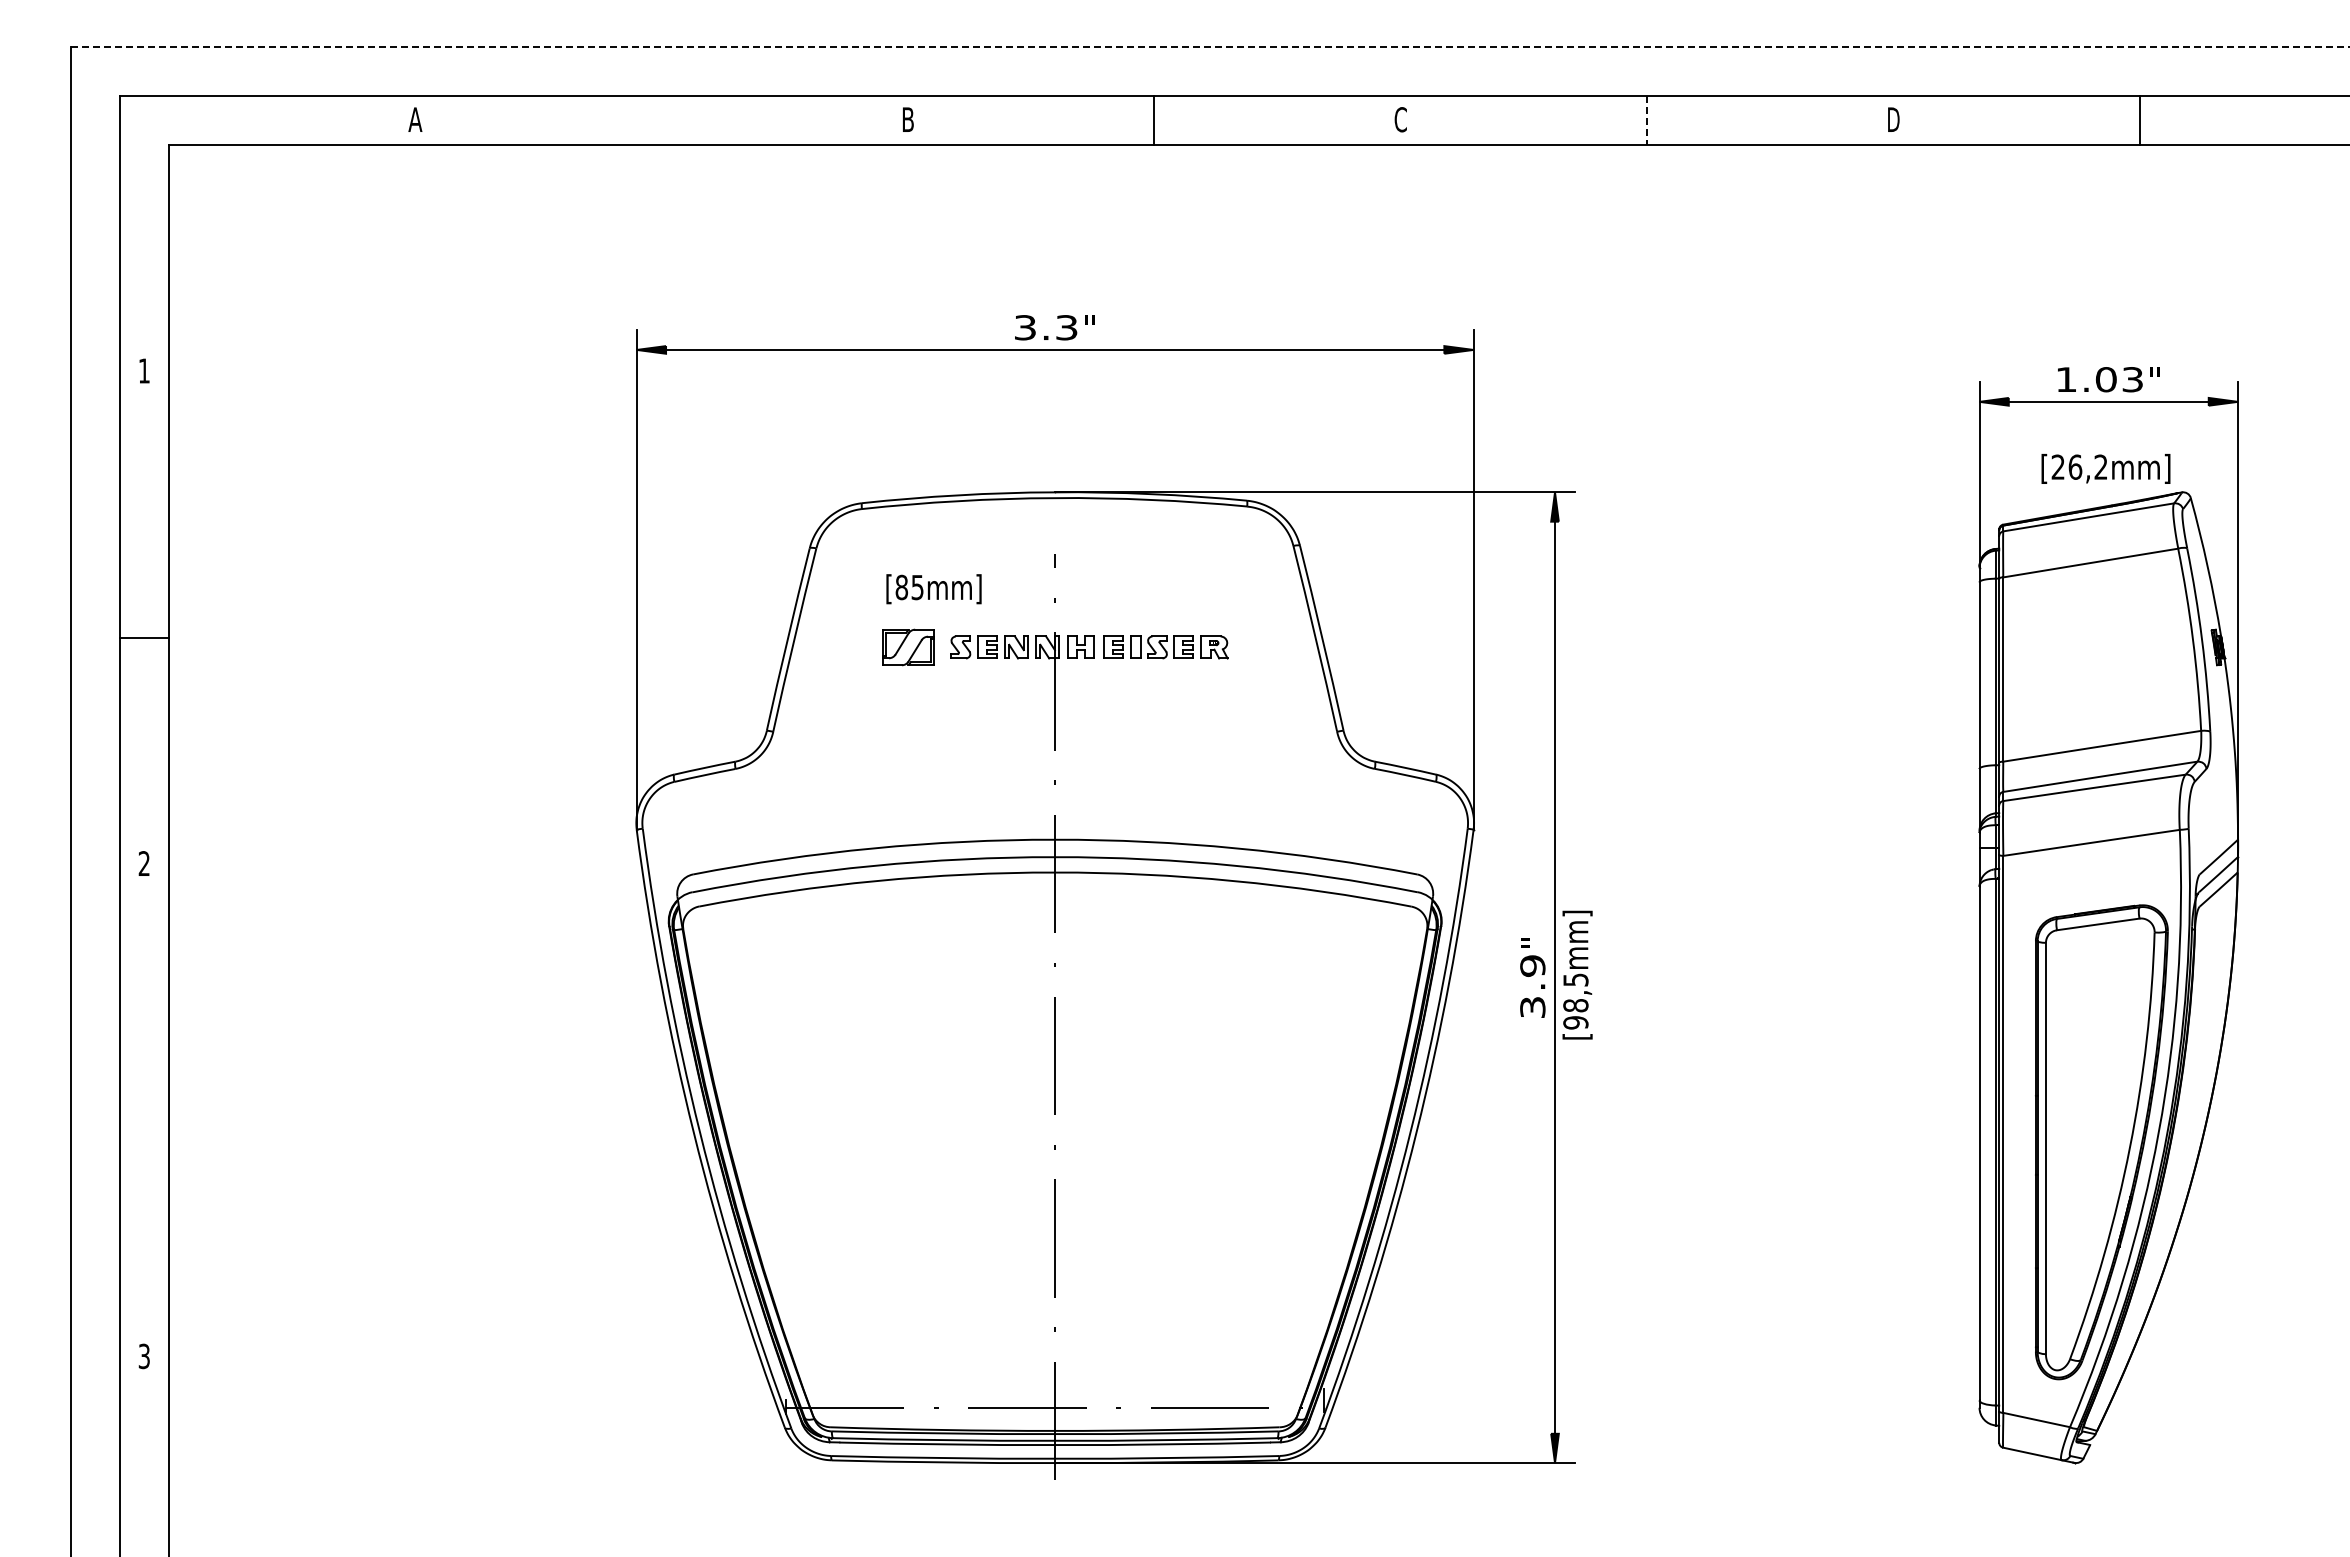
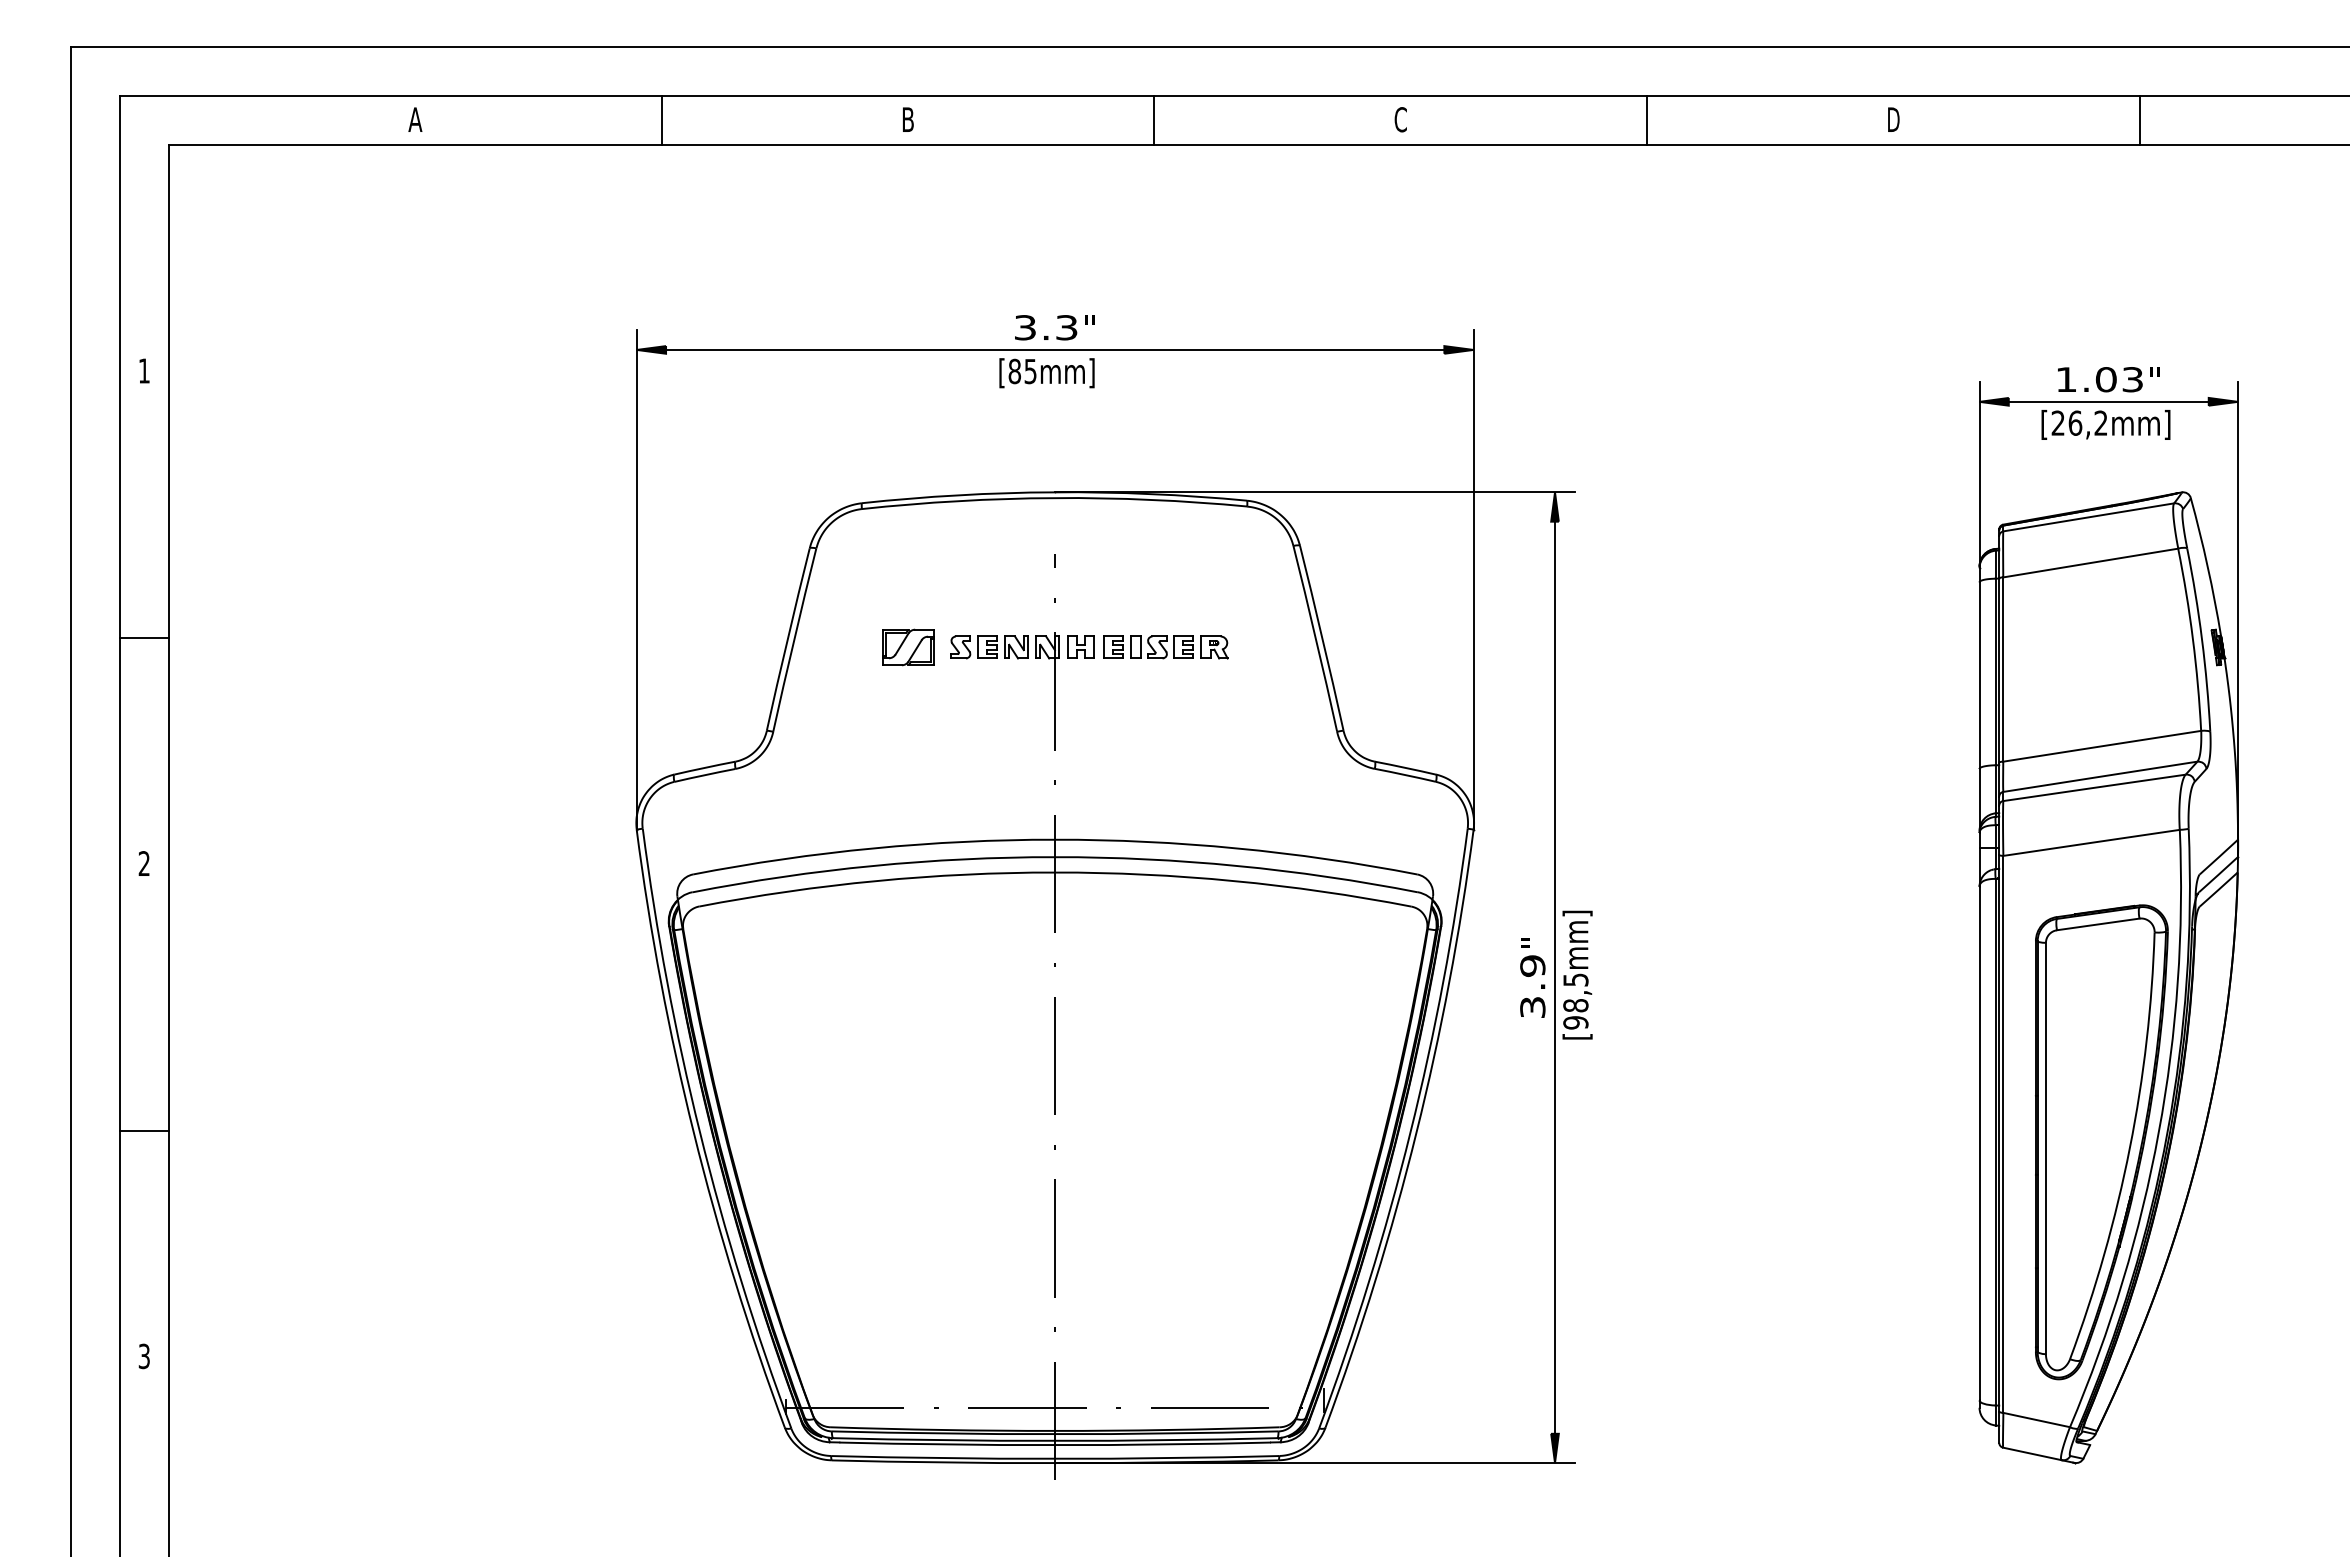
line: dashed -> solid (1210, 46)
line: none -> present (661, 120)
line: dashed -> solid (1647, 120)
text position: (2105, 468) -> (2105, 424) (2105, 424)
text position: (933, 589) -> (1046, 373) (1046, 373)
line: none -> present (144, 1130)
